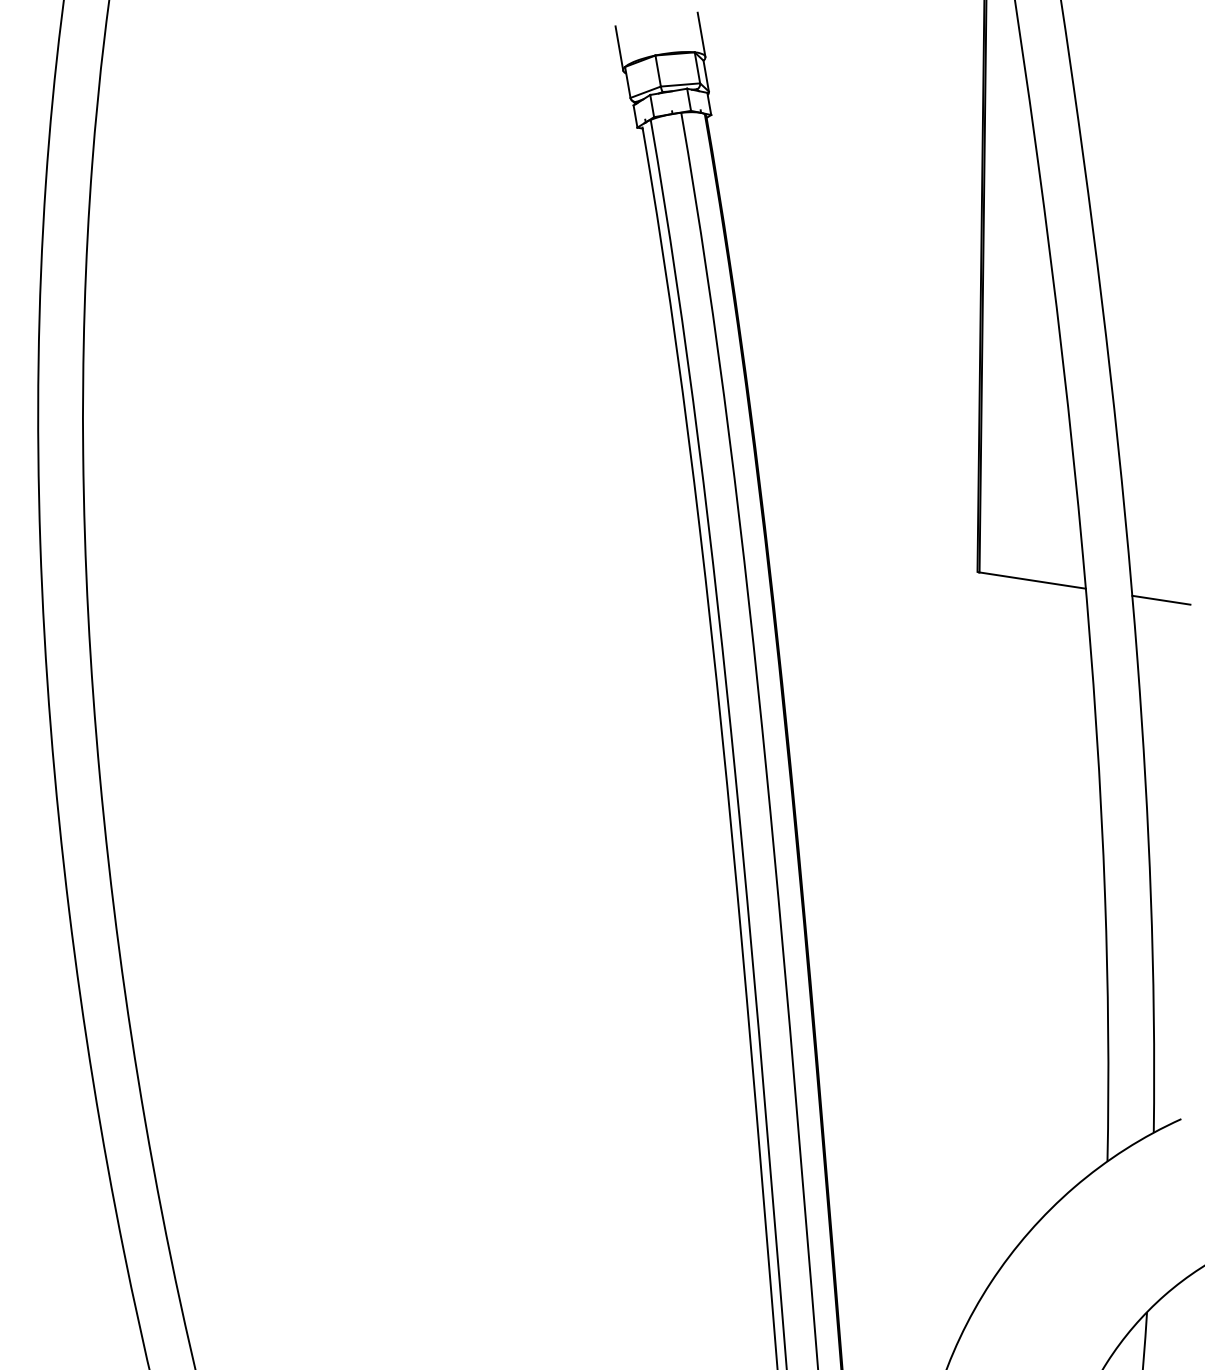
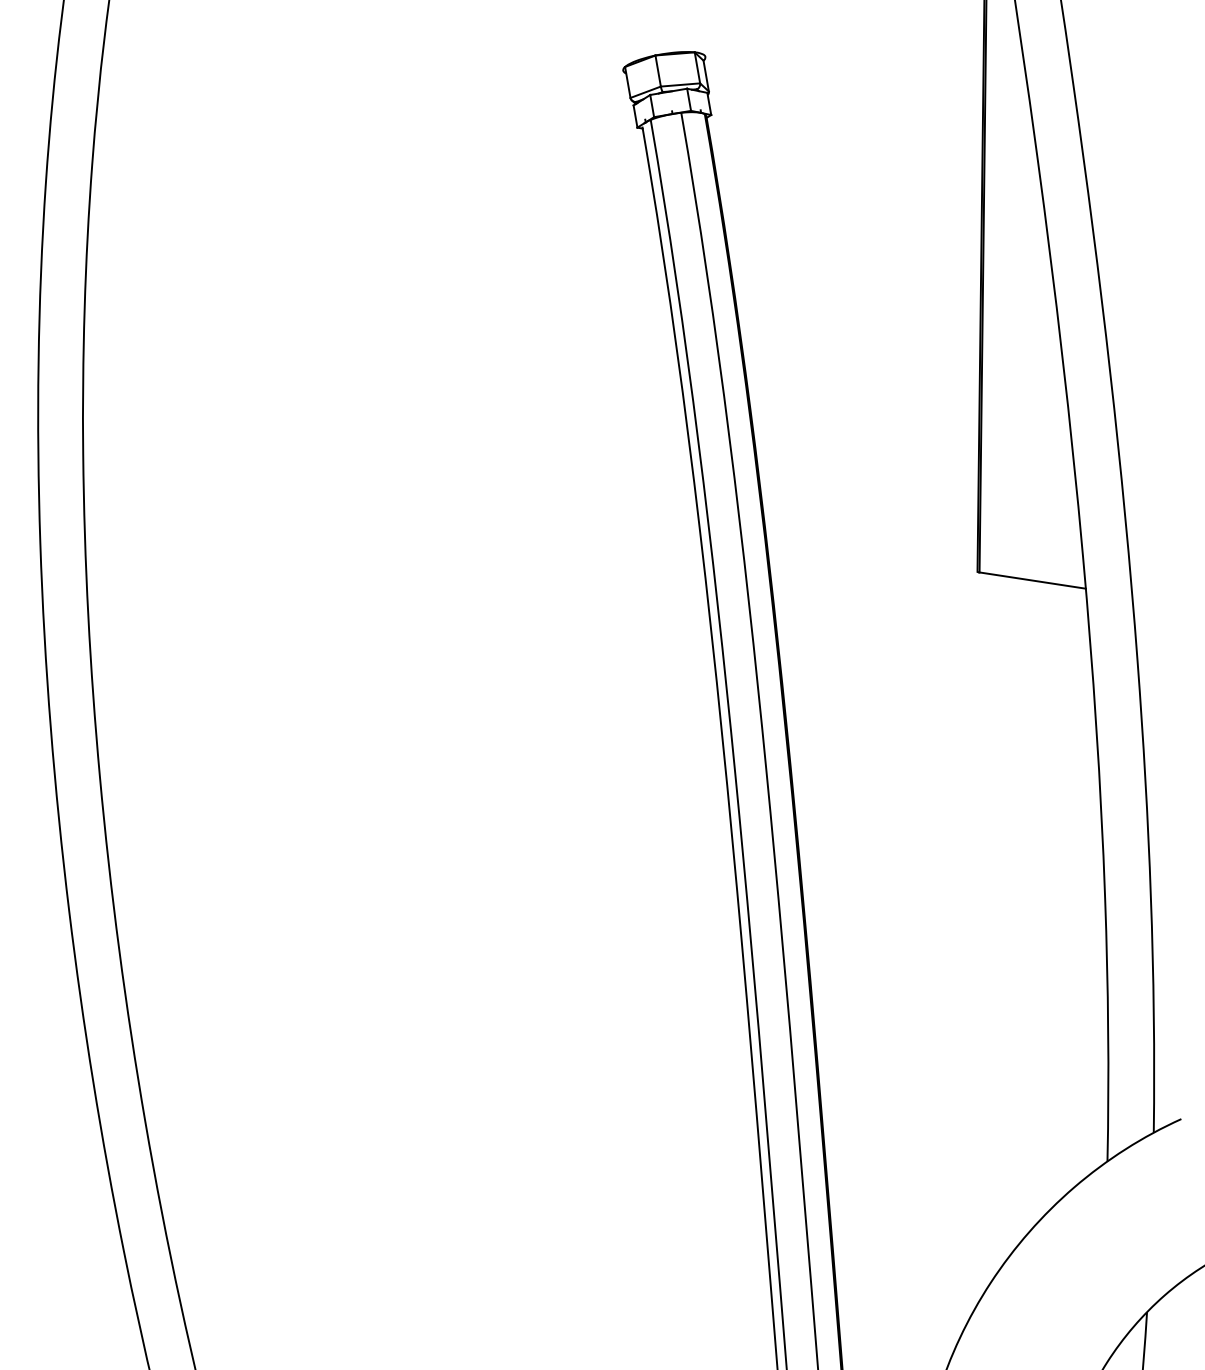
line: present -> none (701, 34)
line: present -> none (619, 48)
line: present -> none (1161, 599)
